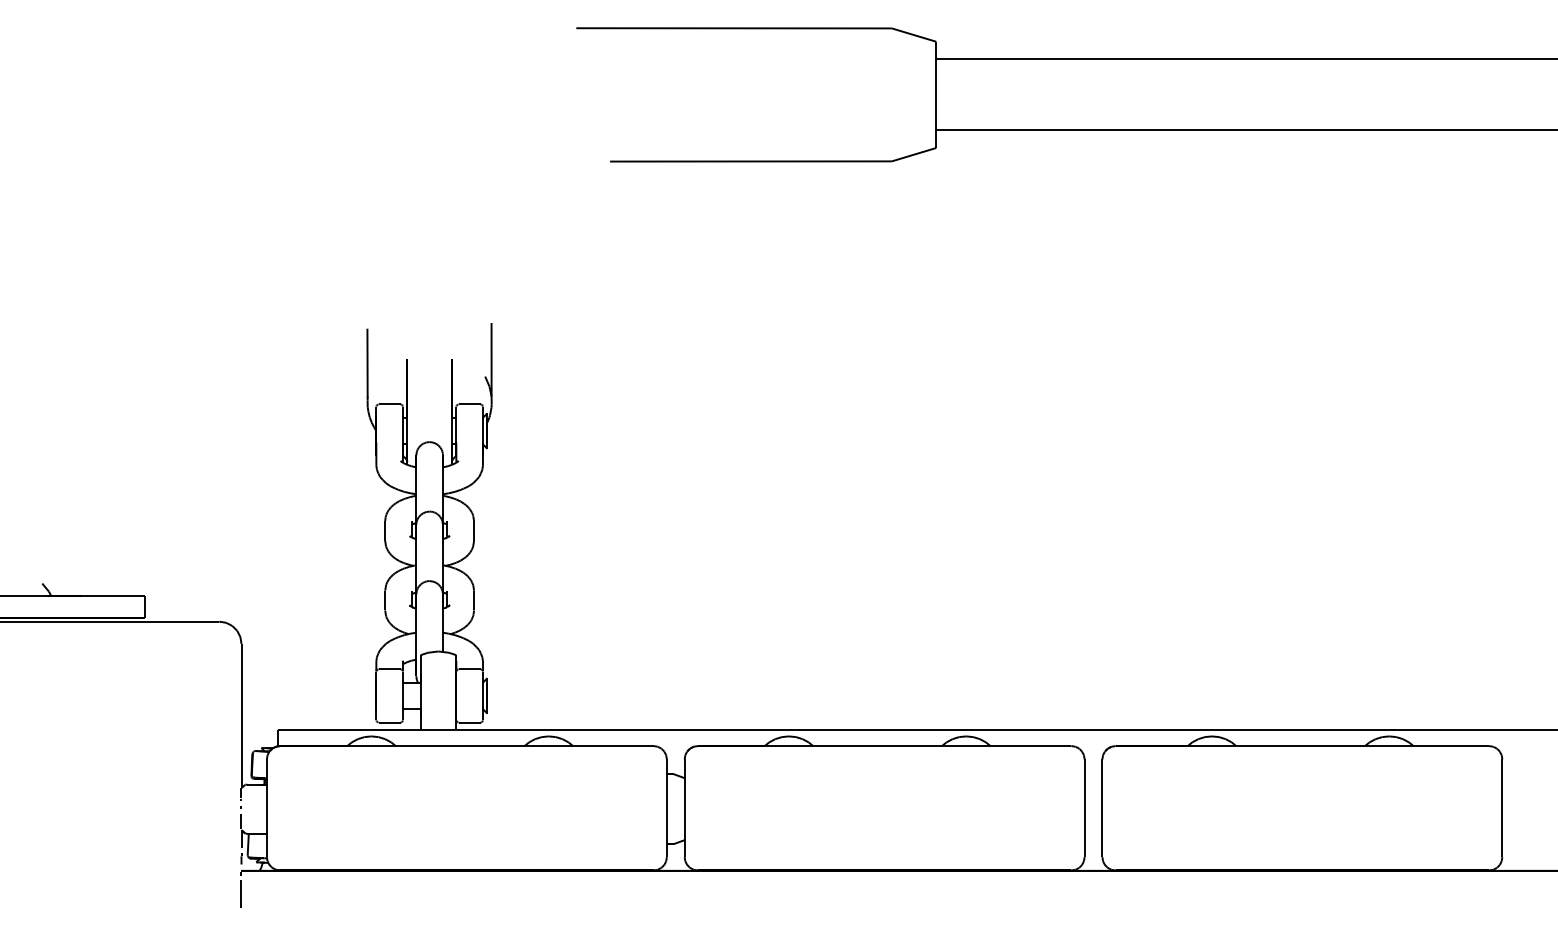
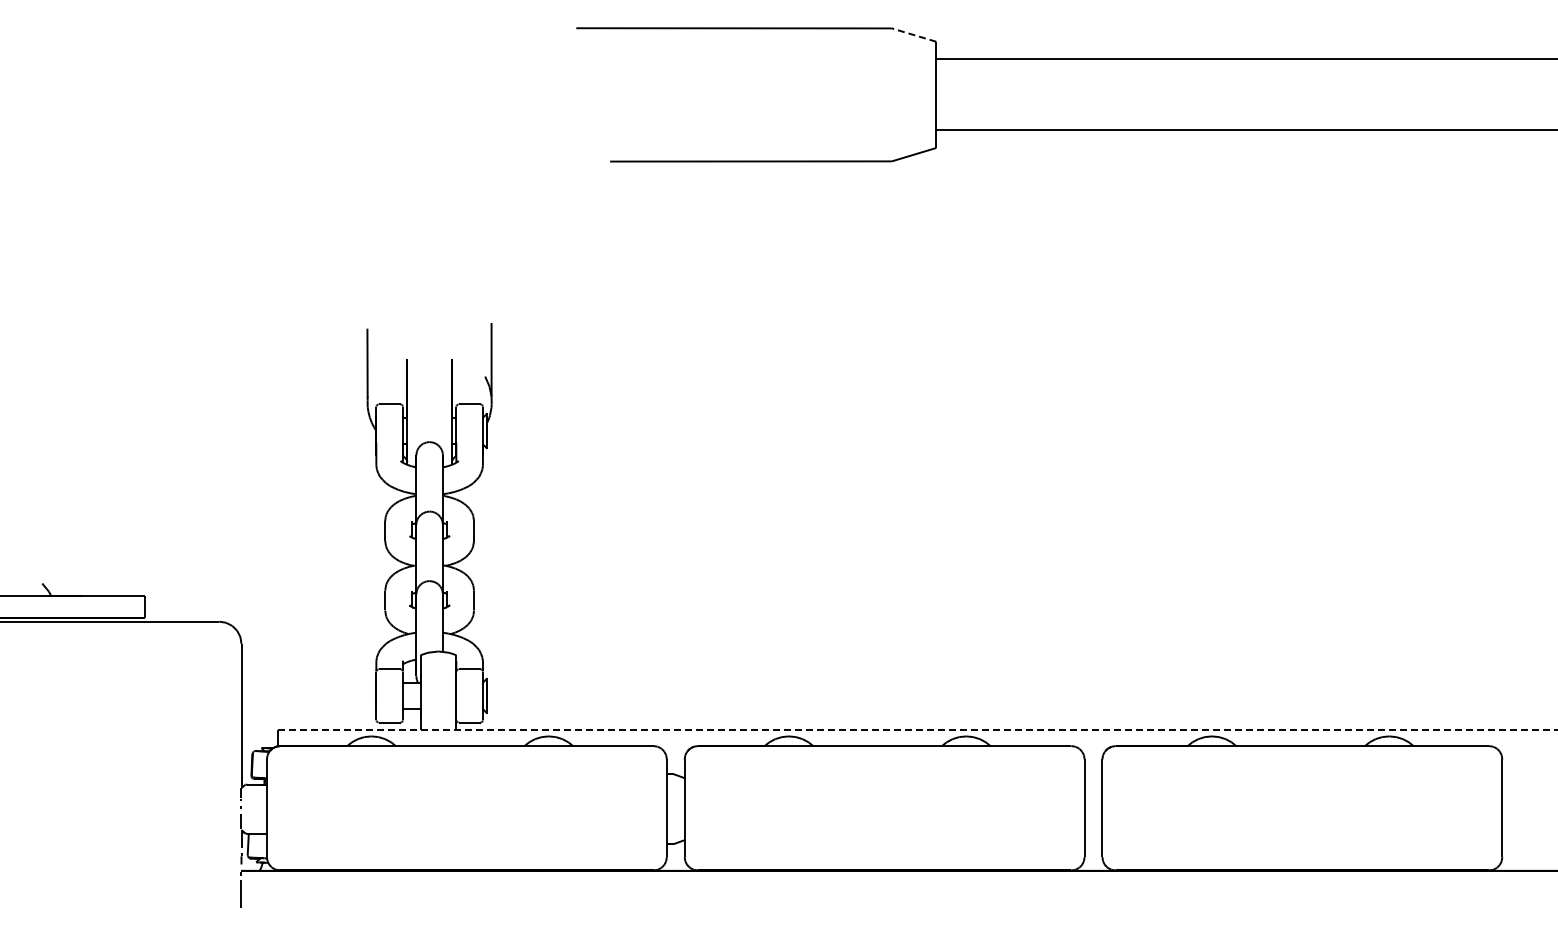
line: solid -> dashed (913, 34)
line: solid -> dashed (918, 730)
